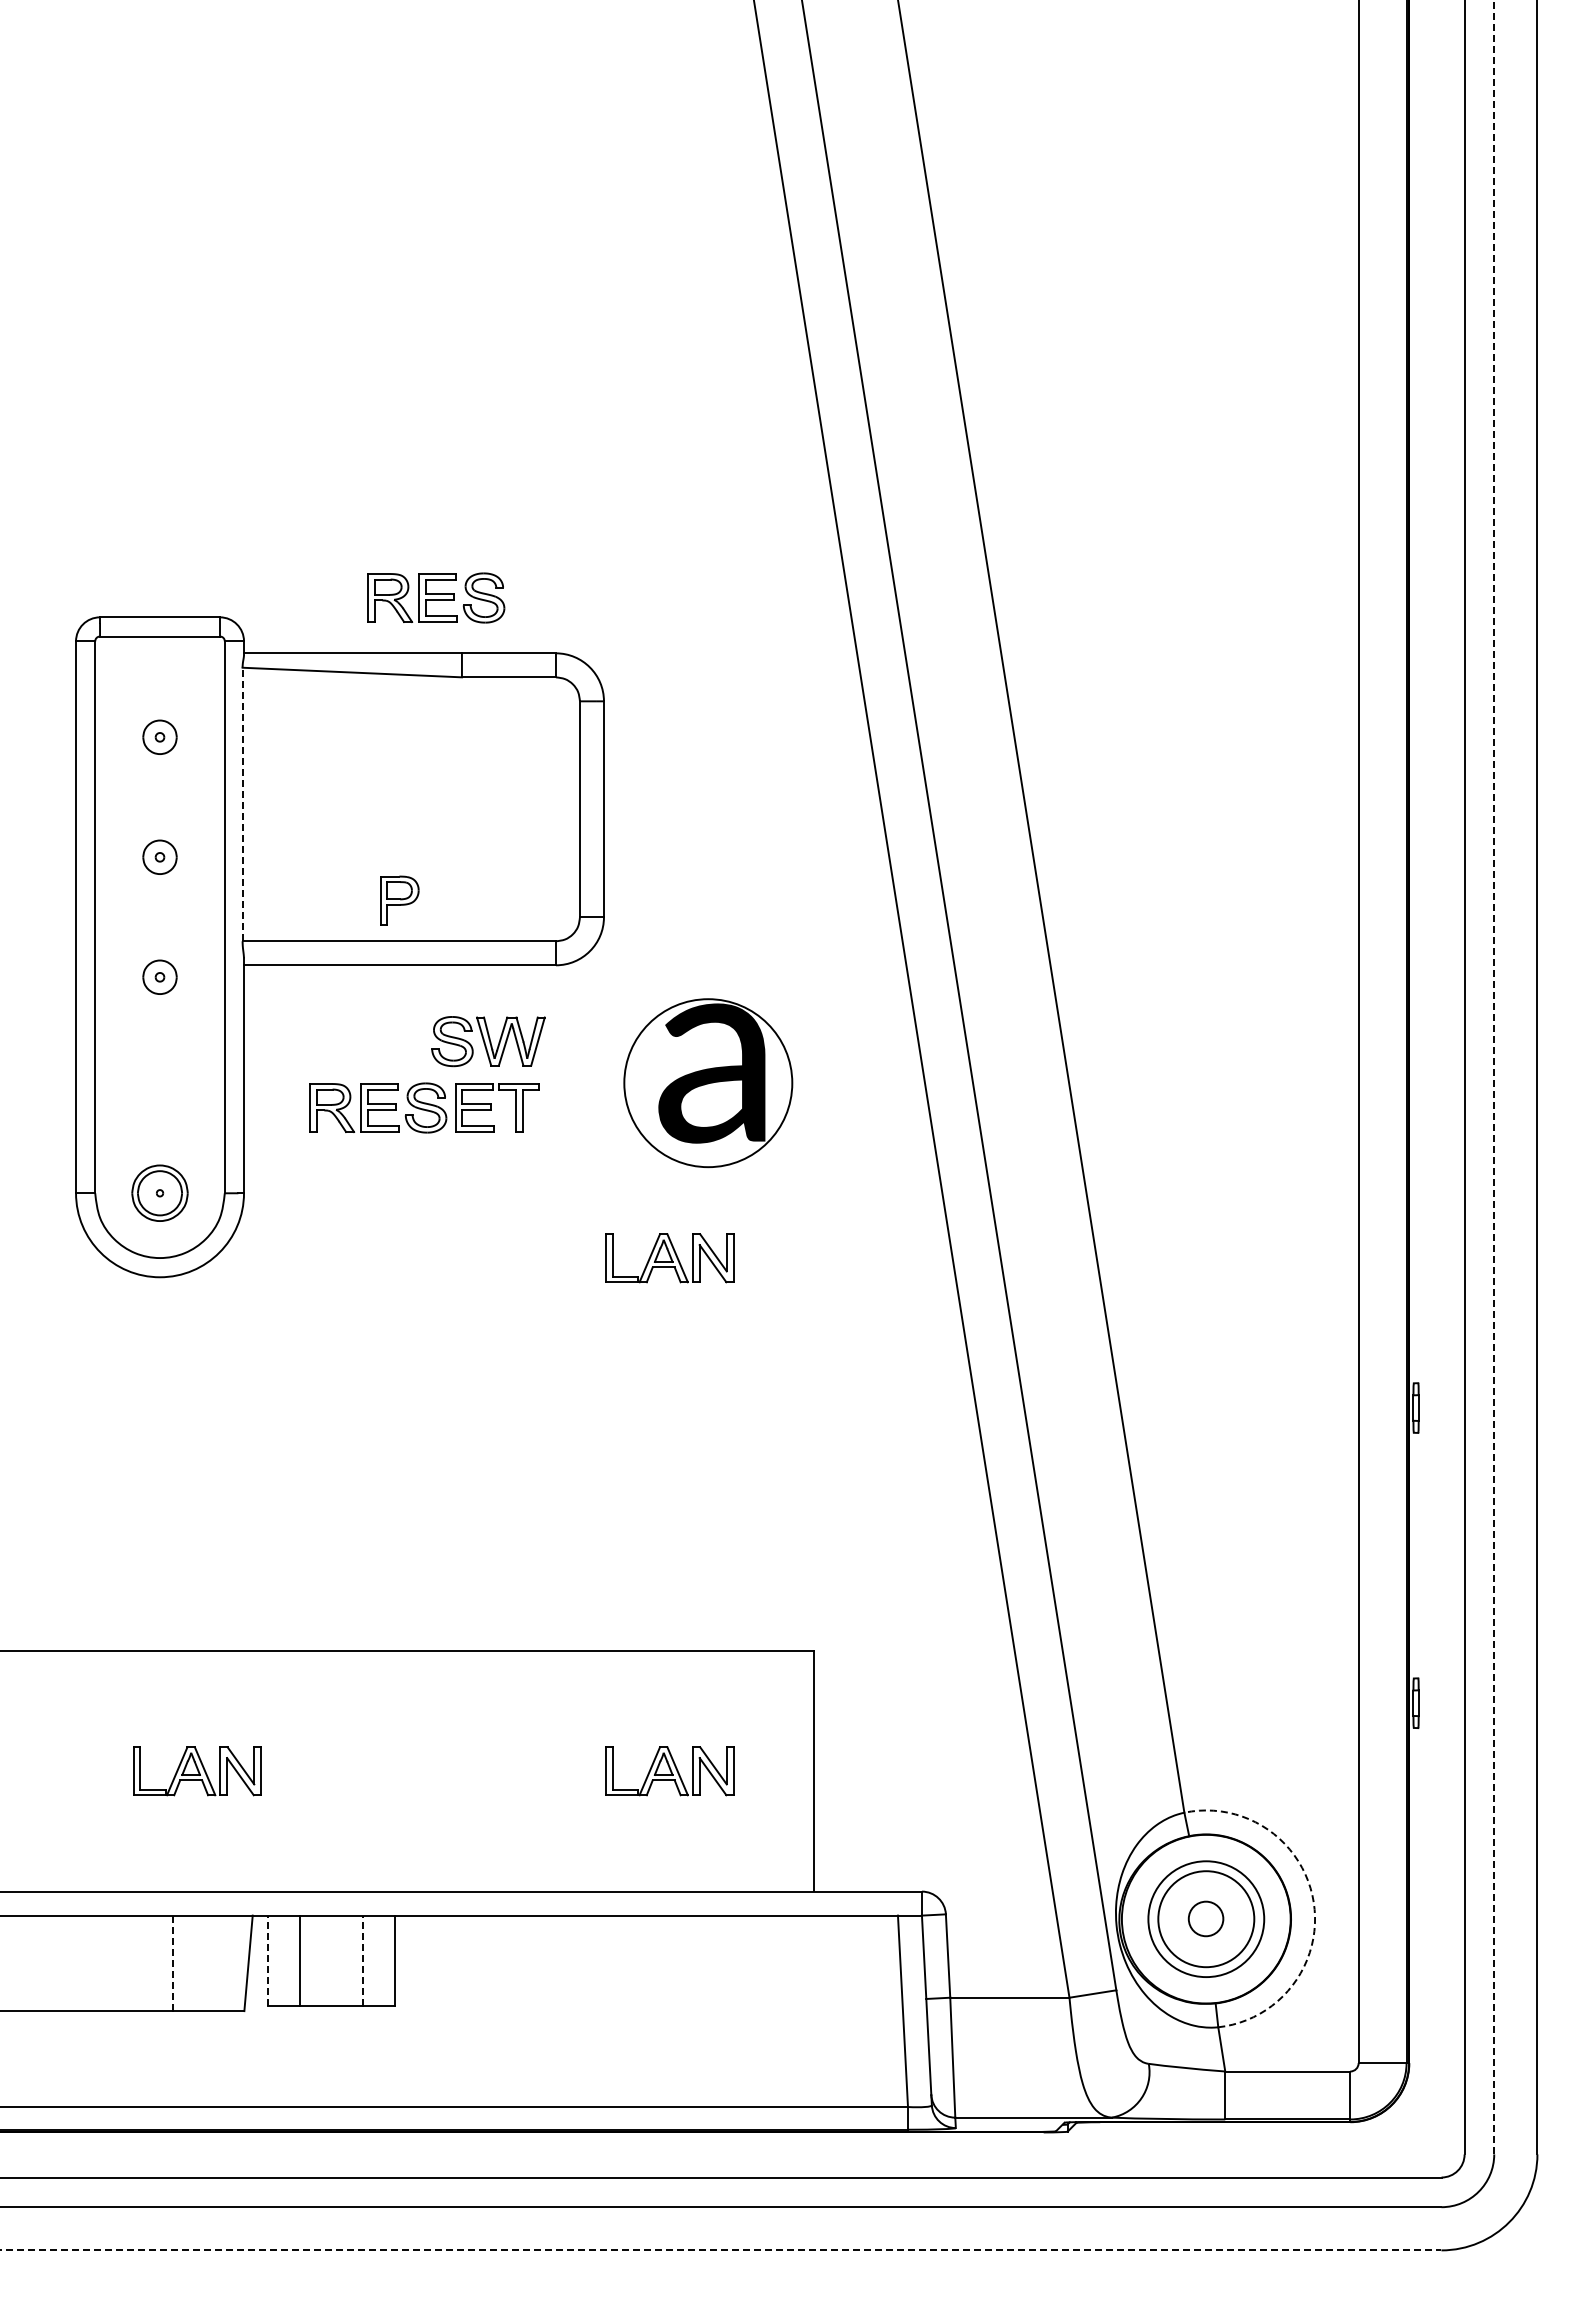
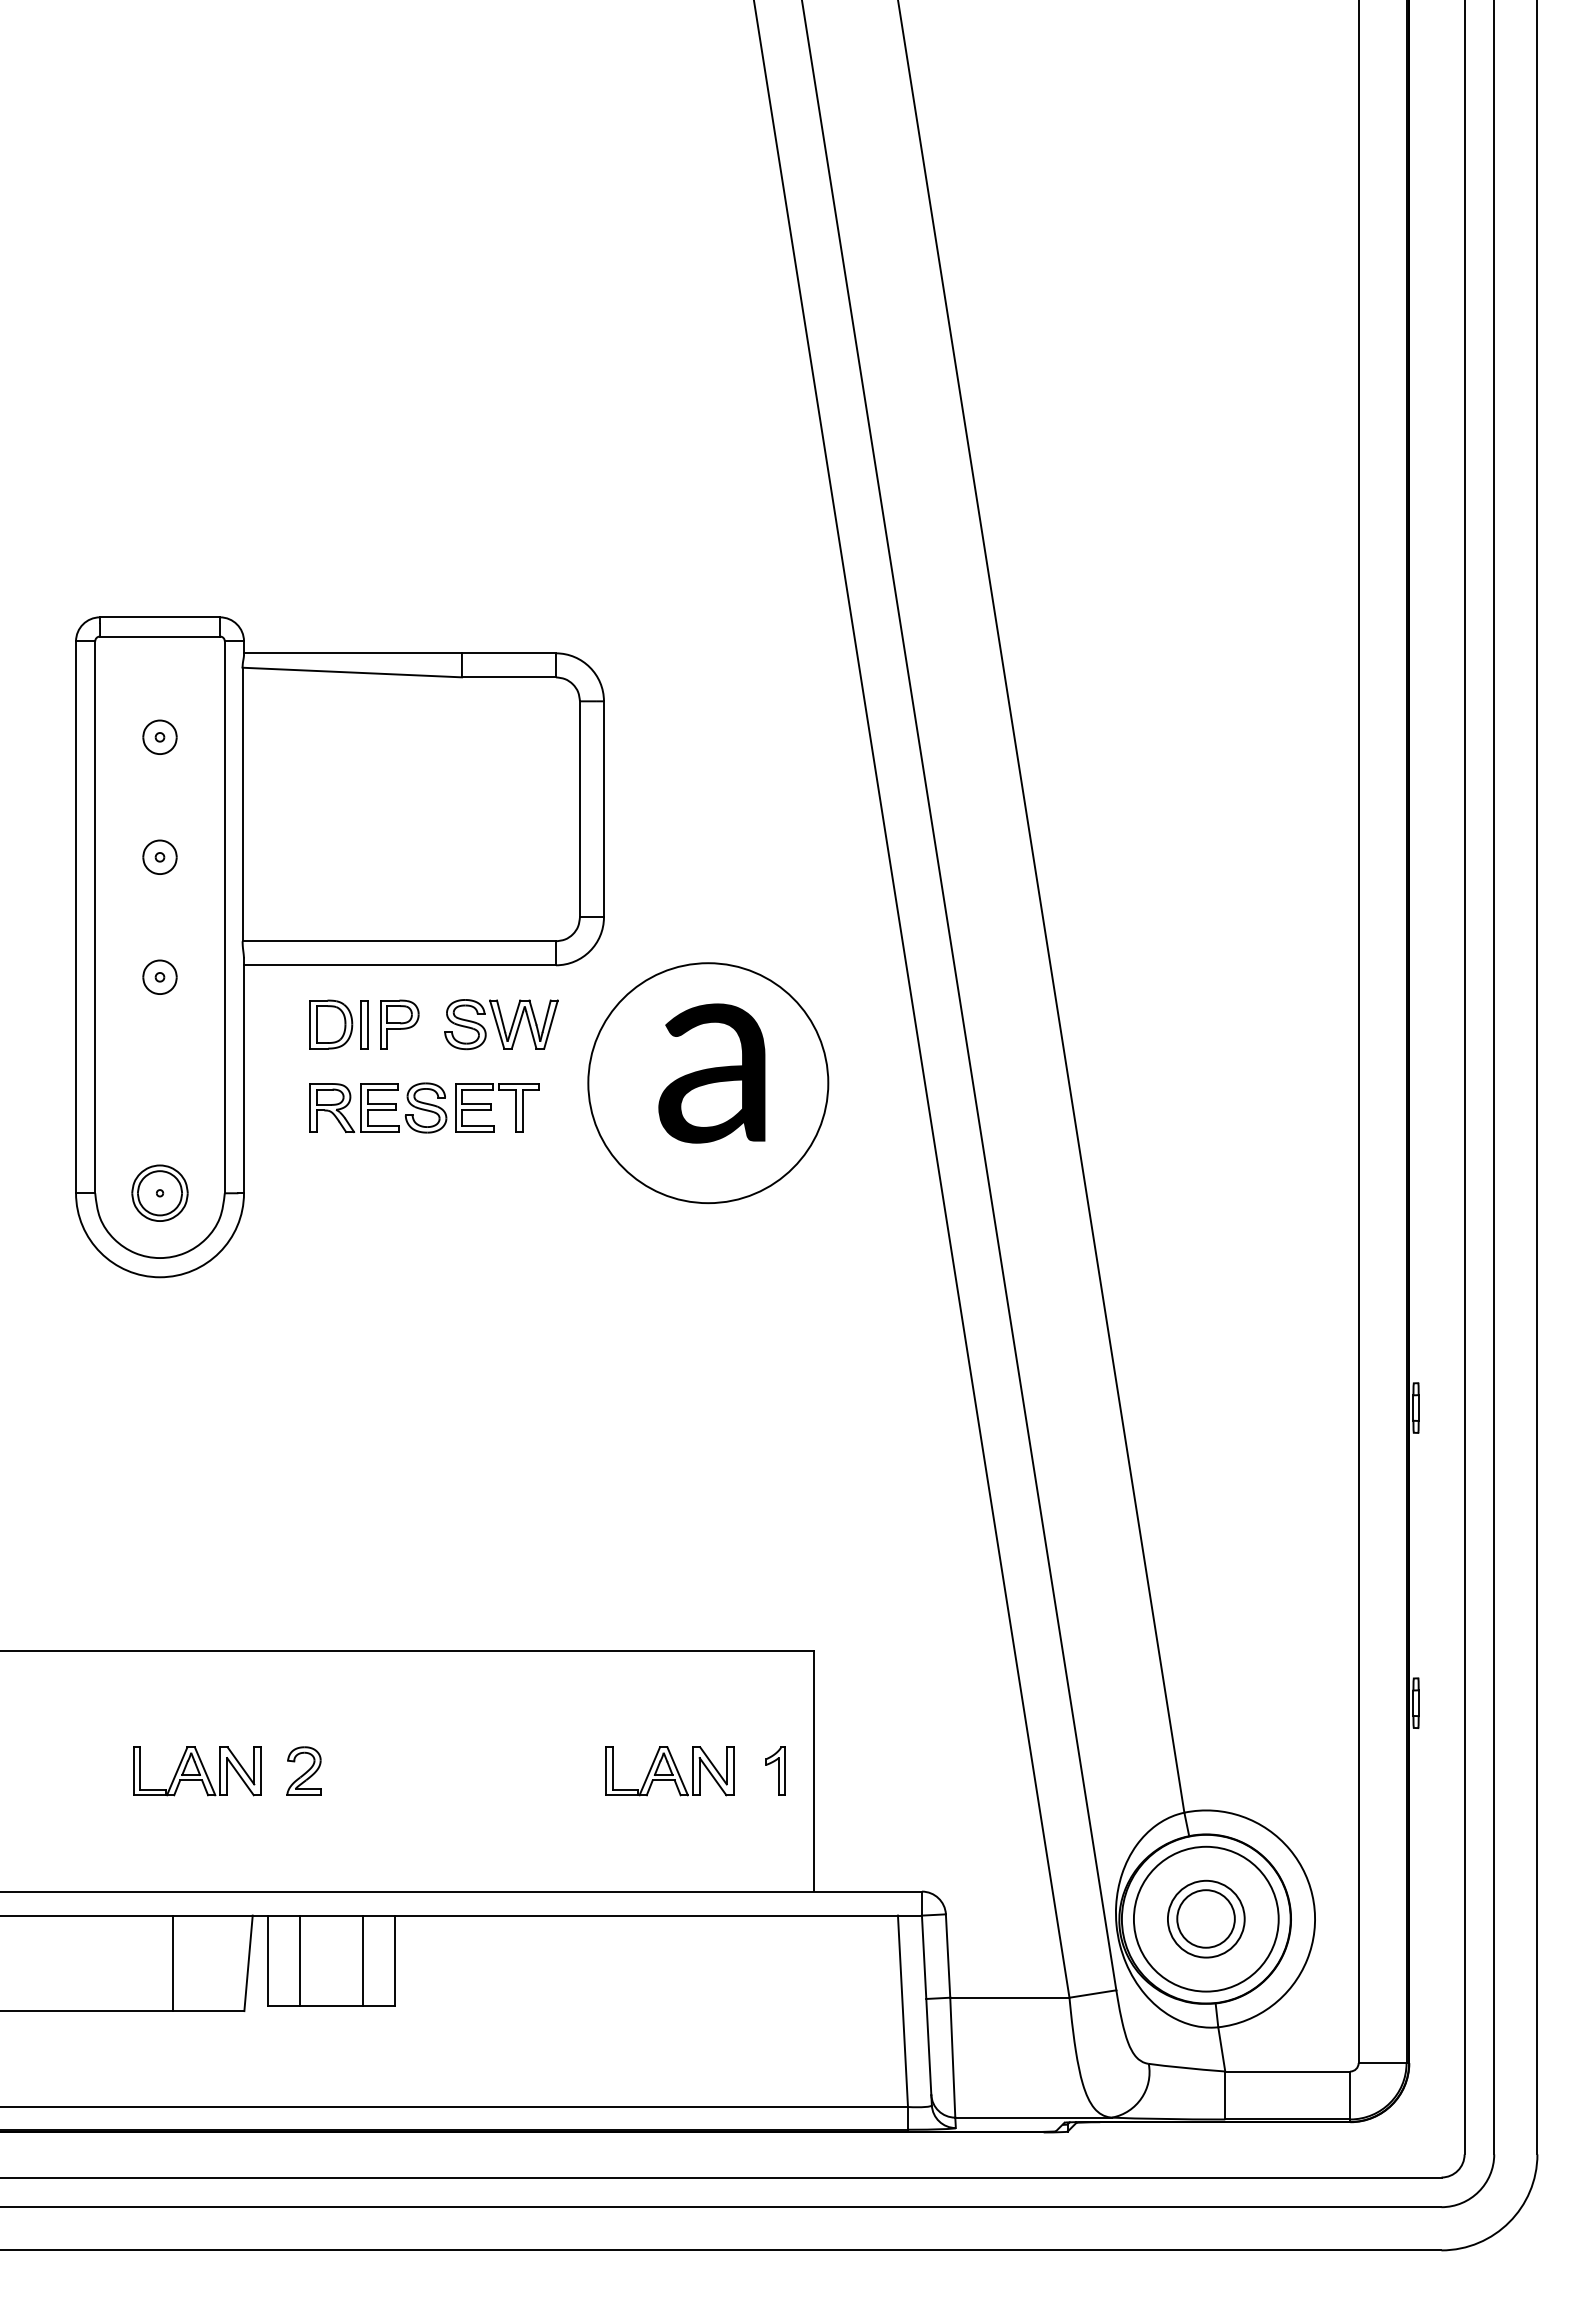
part: present -> none (436, 597)
line: dashed -> solid (242, 804)
part position: (399, 900) -> (399, 1024) (399, 1024)
part: none -> present (338, 1024)
part position: (488, 1041) -> (501, 1024) (501, 1024)
line: dashed -> solid (1494, 1077)
circle diameter: 168 px -> 240 px (708, 1083)
part: present -> none (669, 1258)
part: none -> present (303, 1770)
part: none -> present (775, 1770)
arc: dashed -> solid (1313, 1902)
circle diameter: 35 px -> 58 px (1205, 1918)
circle diameter: 116 px -> 145 px (1205, 1918)
circle diameter: 96 px -> 77 px (1205, 1918)
line: dashed -> solid (267, 1960)
line: dashed -> solid (363, 1960)
line: dashed -> solid (173, 1963)
line: dashed -> solid (721, 2250)
